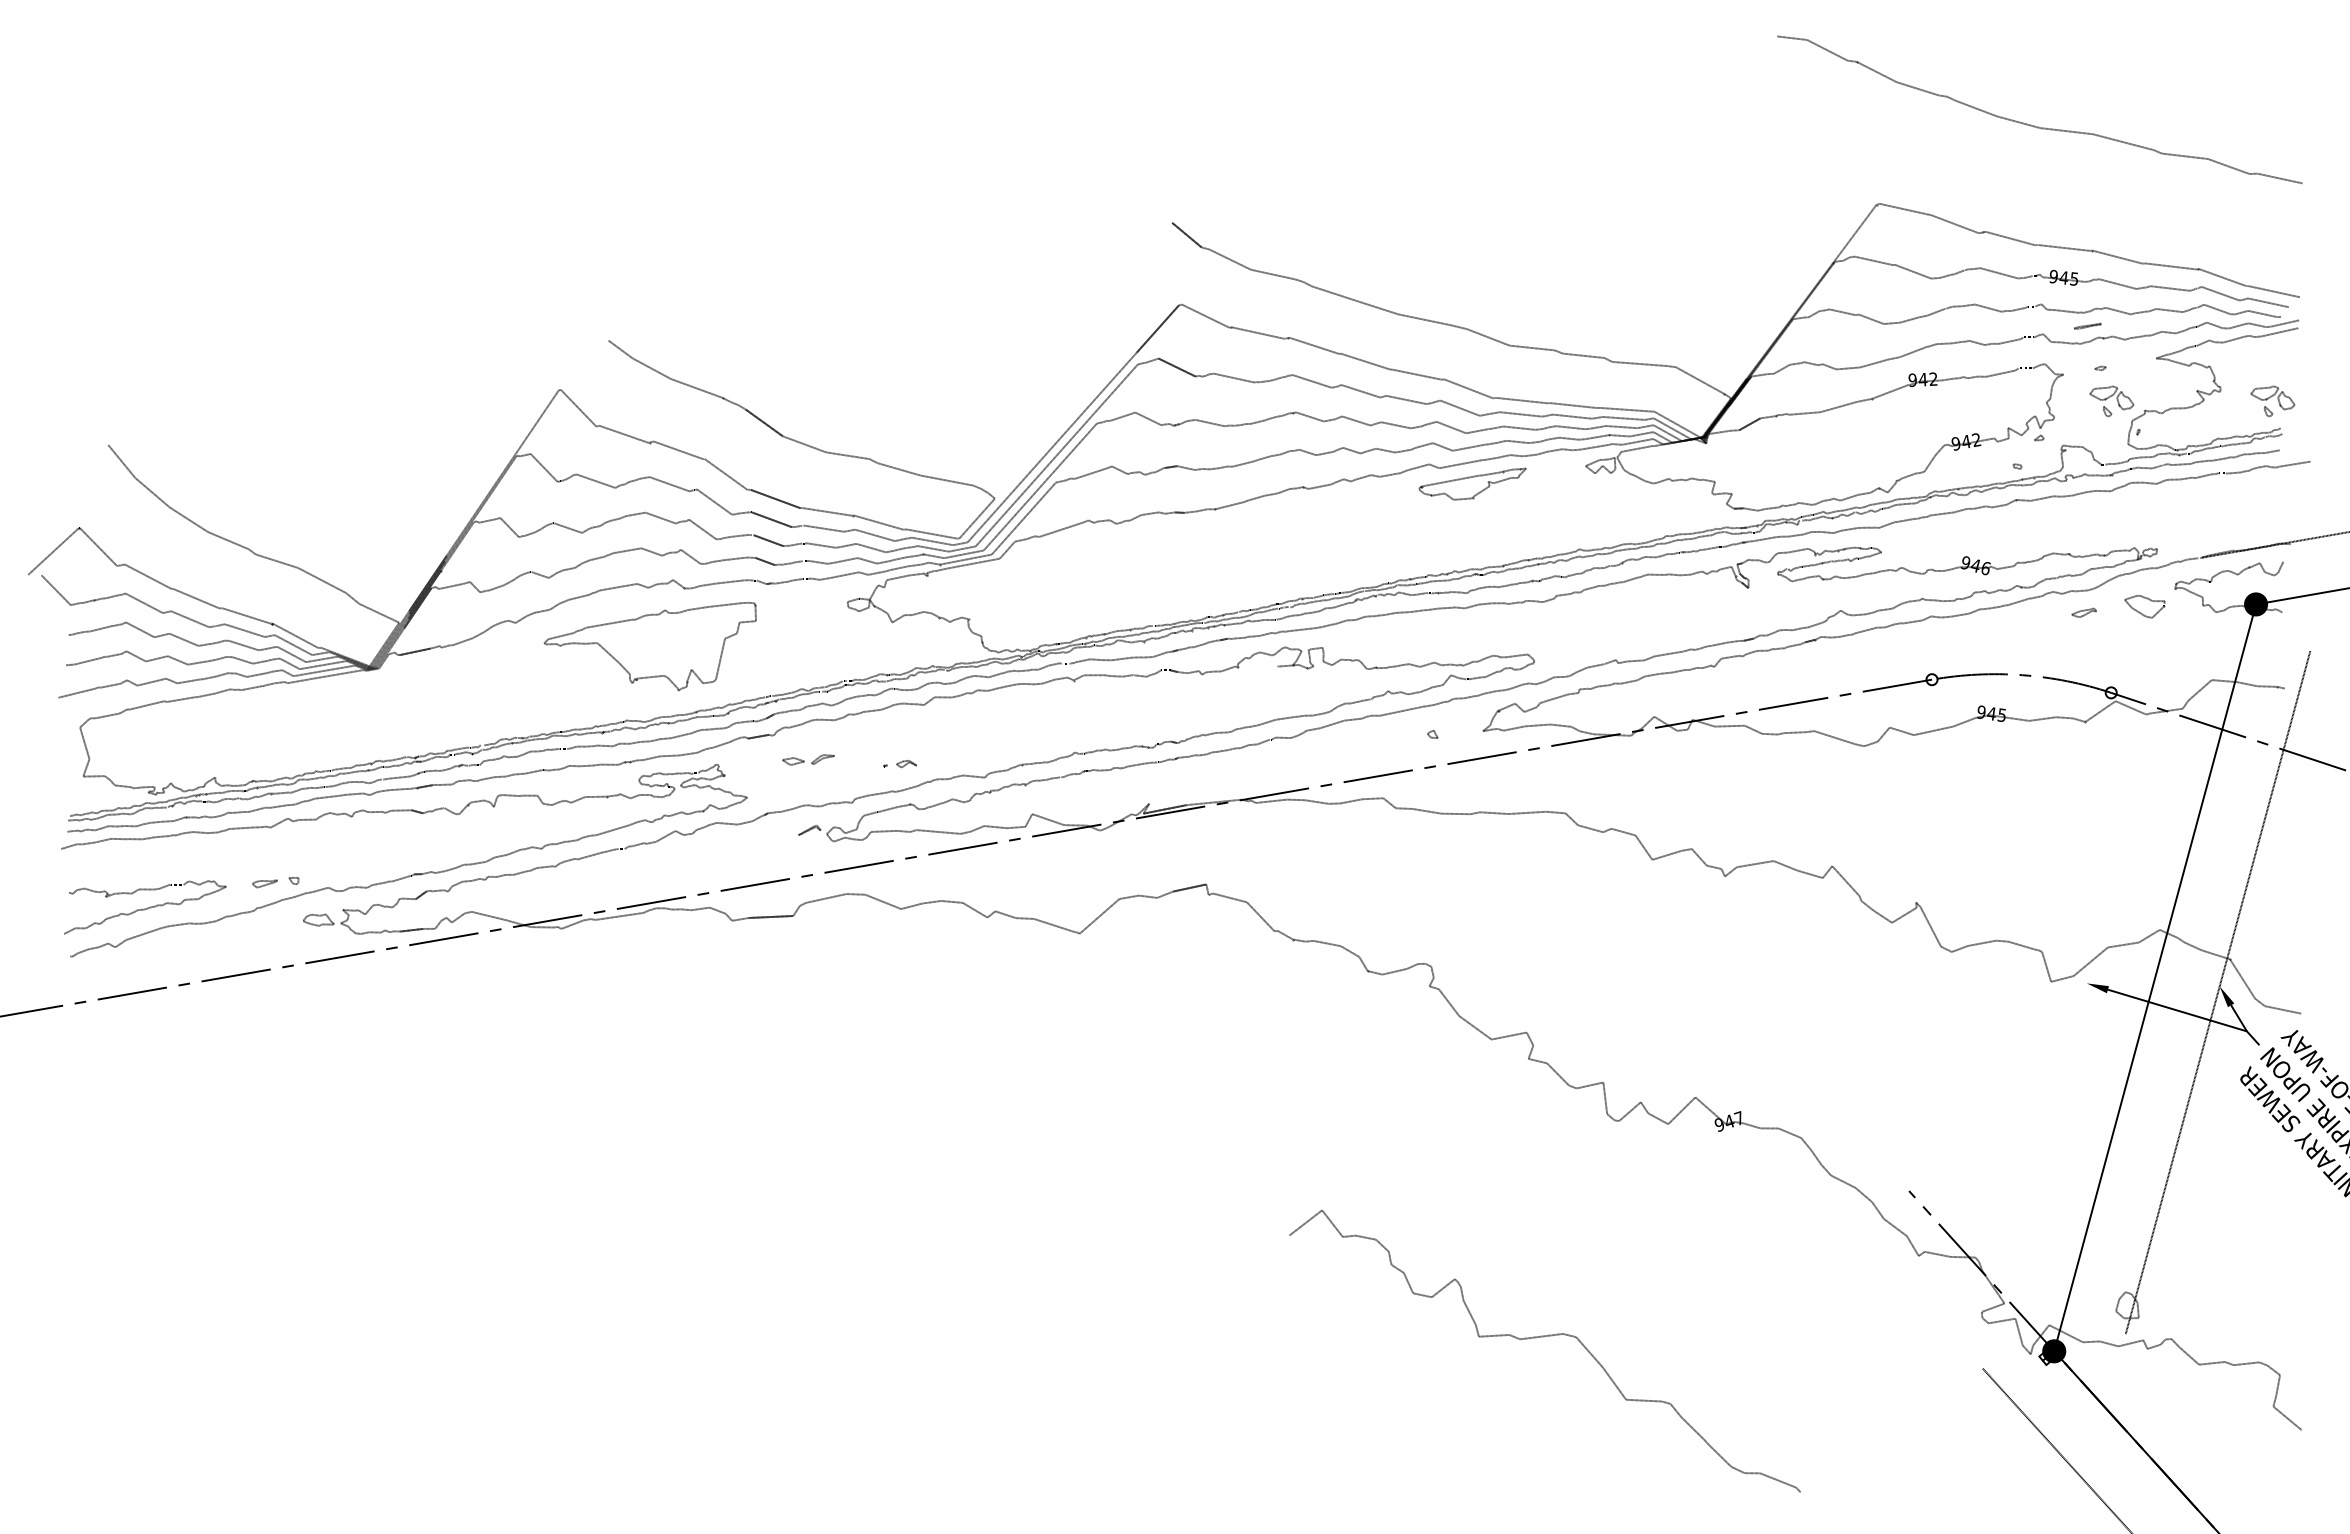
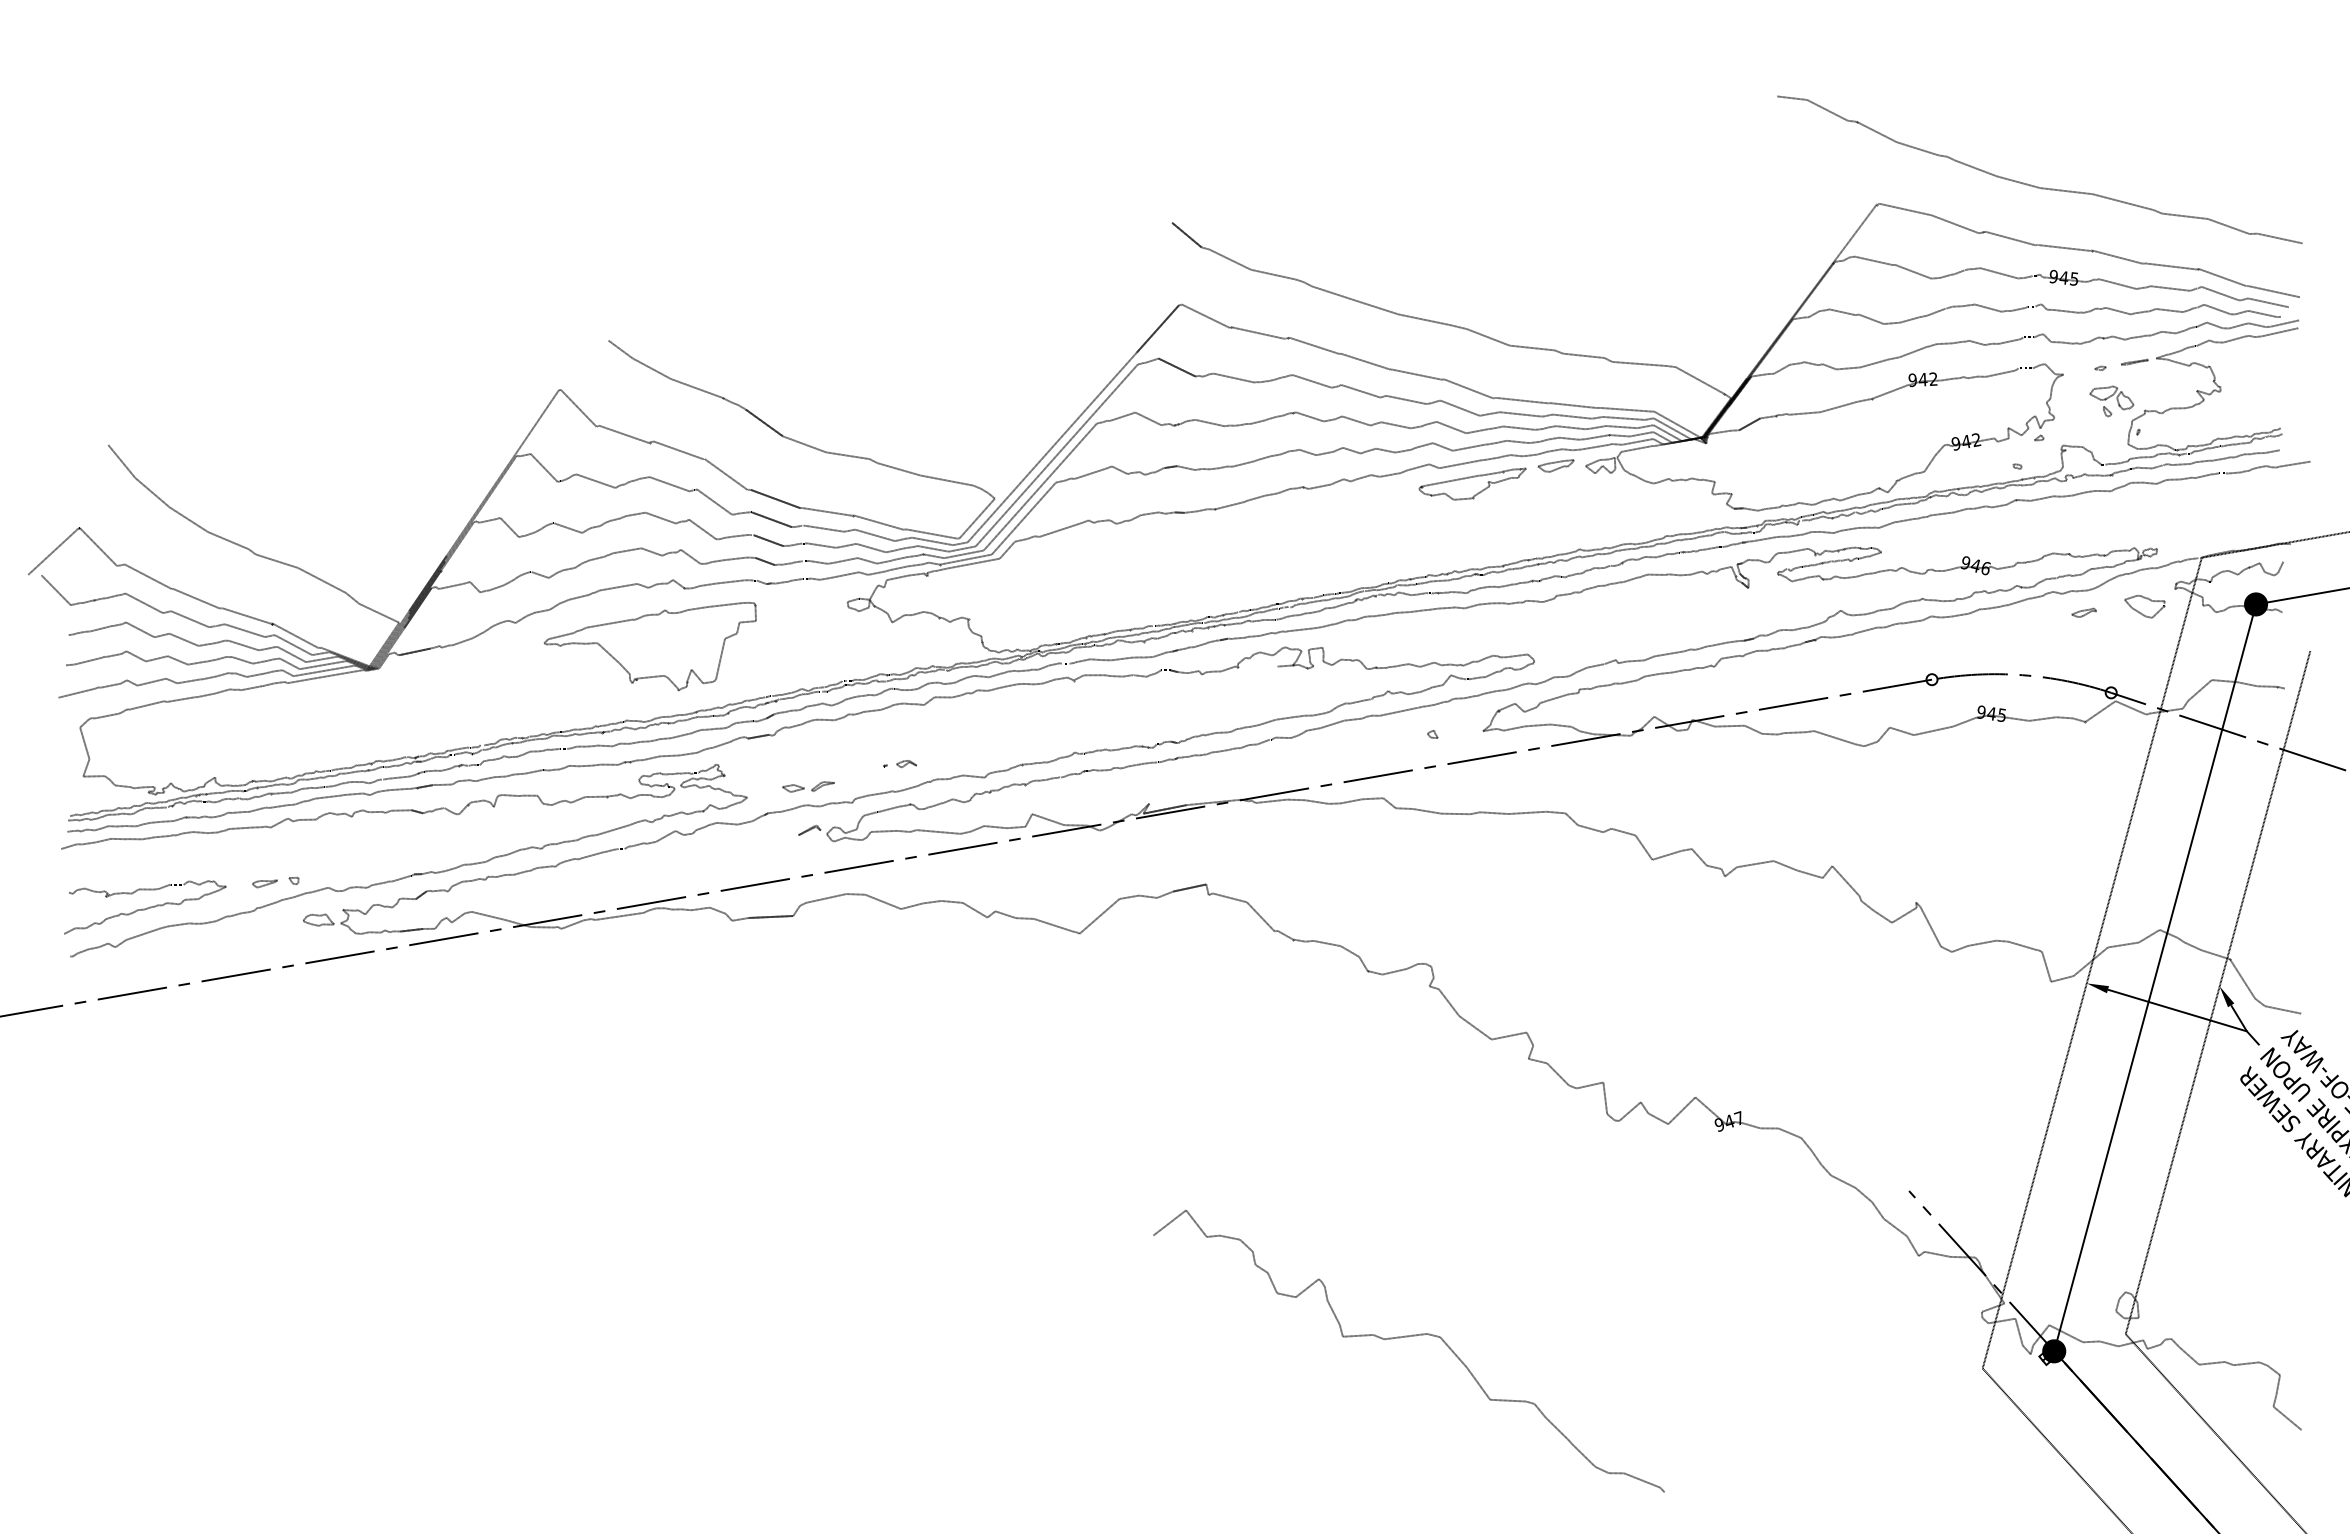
curve position: (2034, 125) -> (2034, 185) (2034, 185)
line position: (2087, 325) -> (2134, 361) (2134, 361)
part: present -> none (2272, 401)
part: none -> present (1555, 465)
part position: (808, 759) -> (808, 786) (808, 786)
line: none -> present (2091, 962)
curve position: (1544, 1337) -> (1408, 1337) (1408, 1337)
line: none -> present (2214, 1432)
